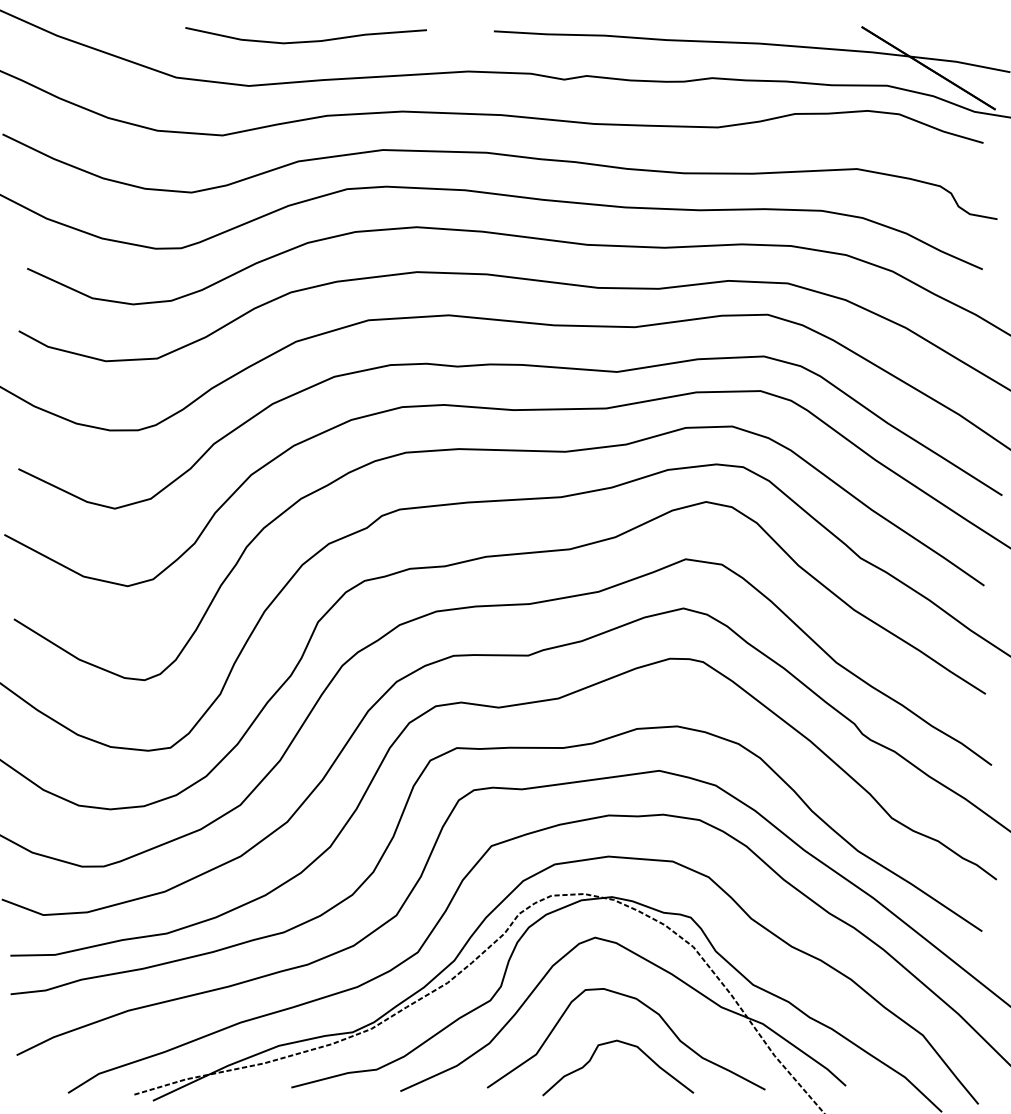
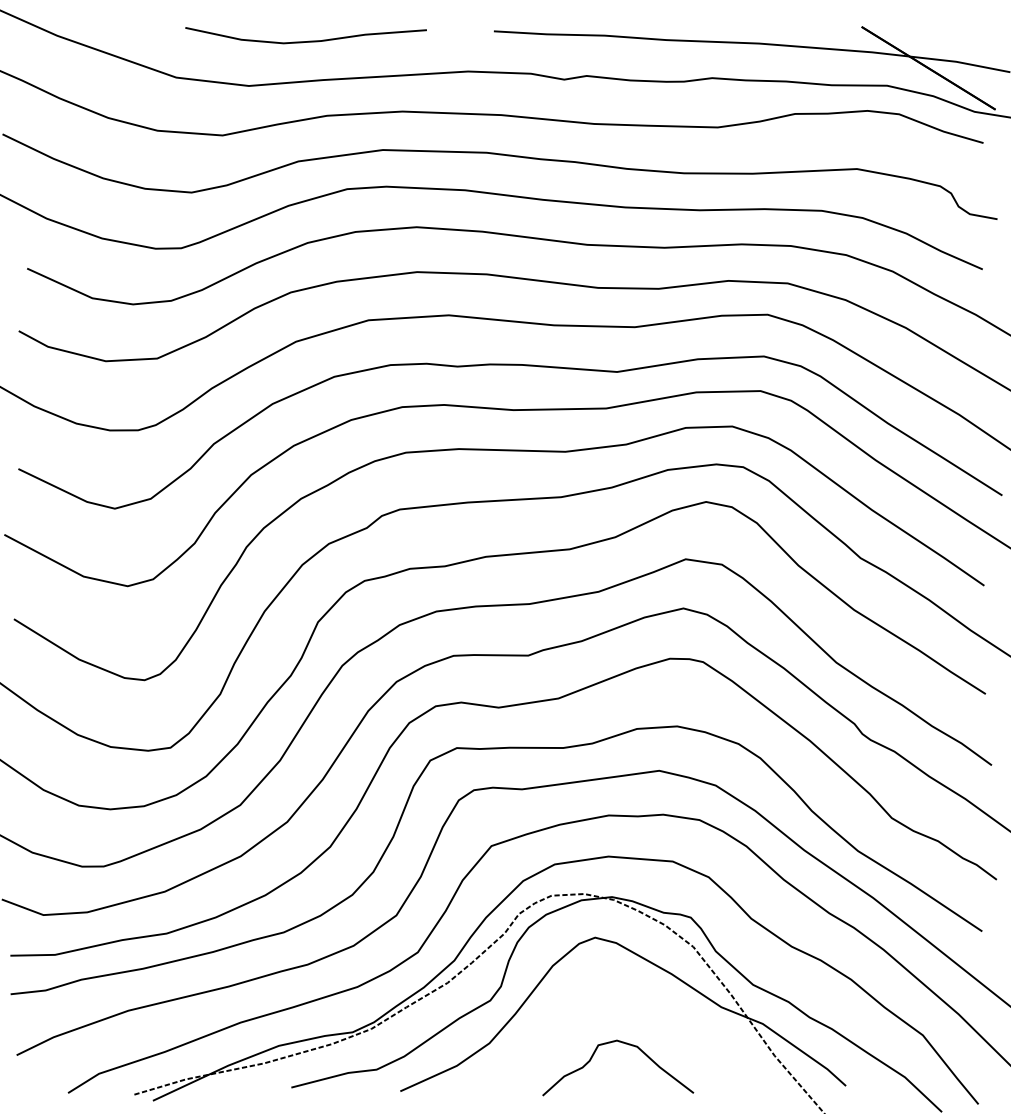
part: present -> none (649, 1009)
